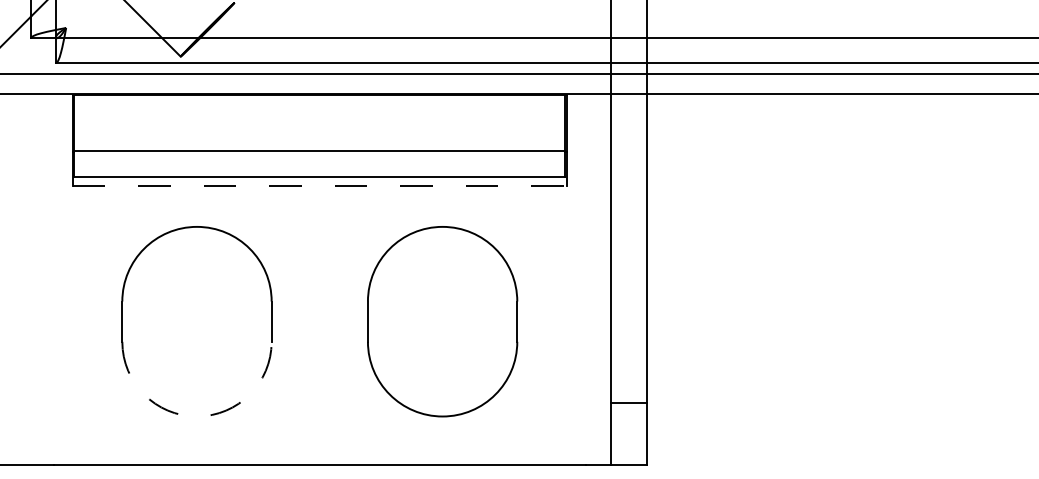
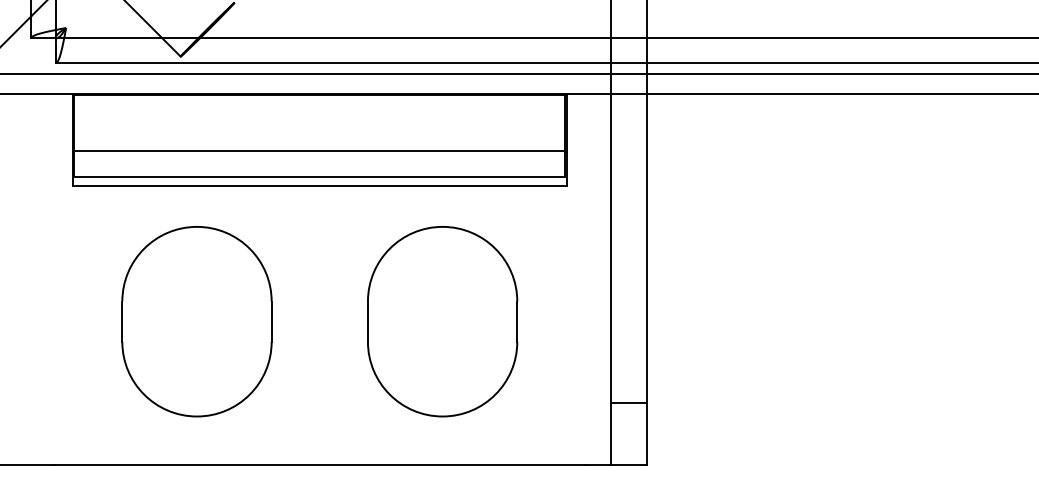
line: dashed -> solid (320, 186)
arc: dashed -> solid (197, 416)
